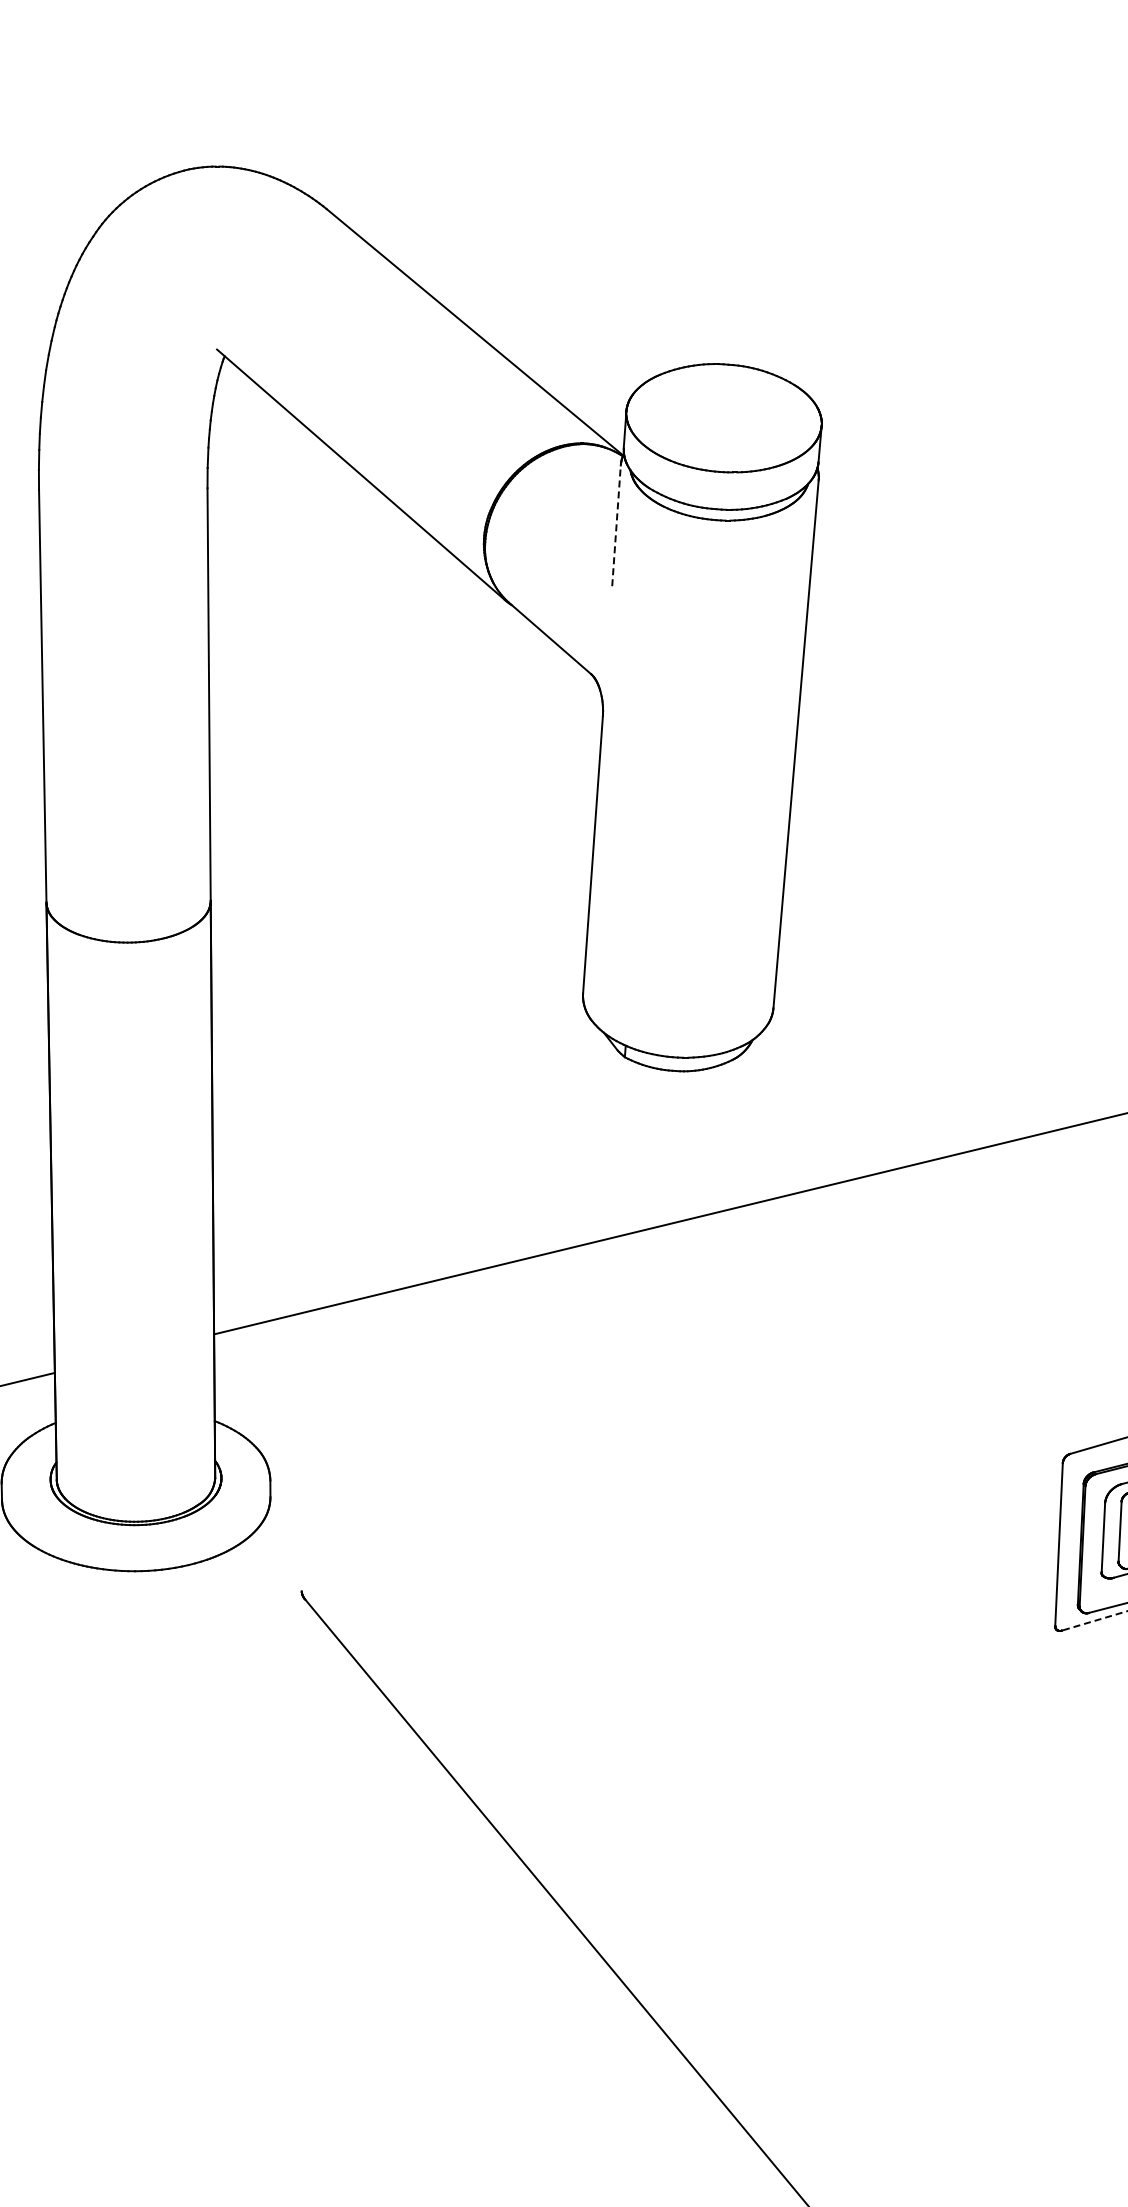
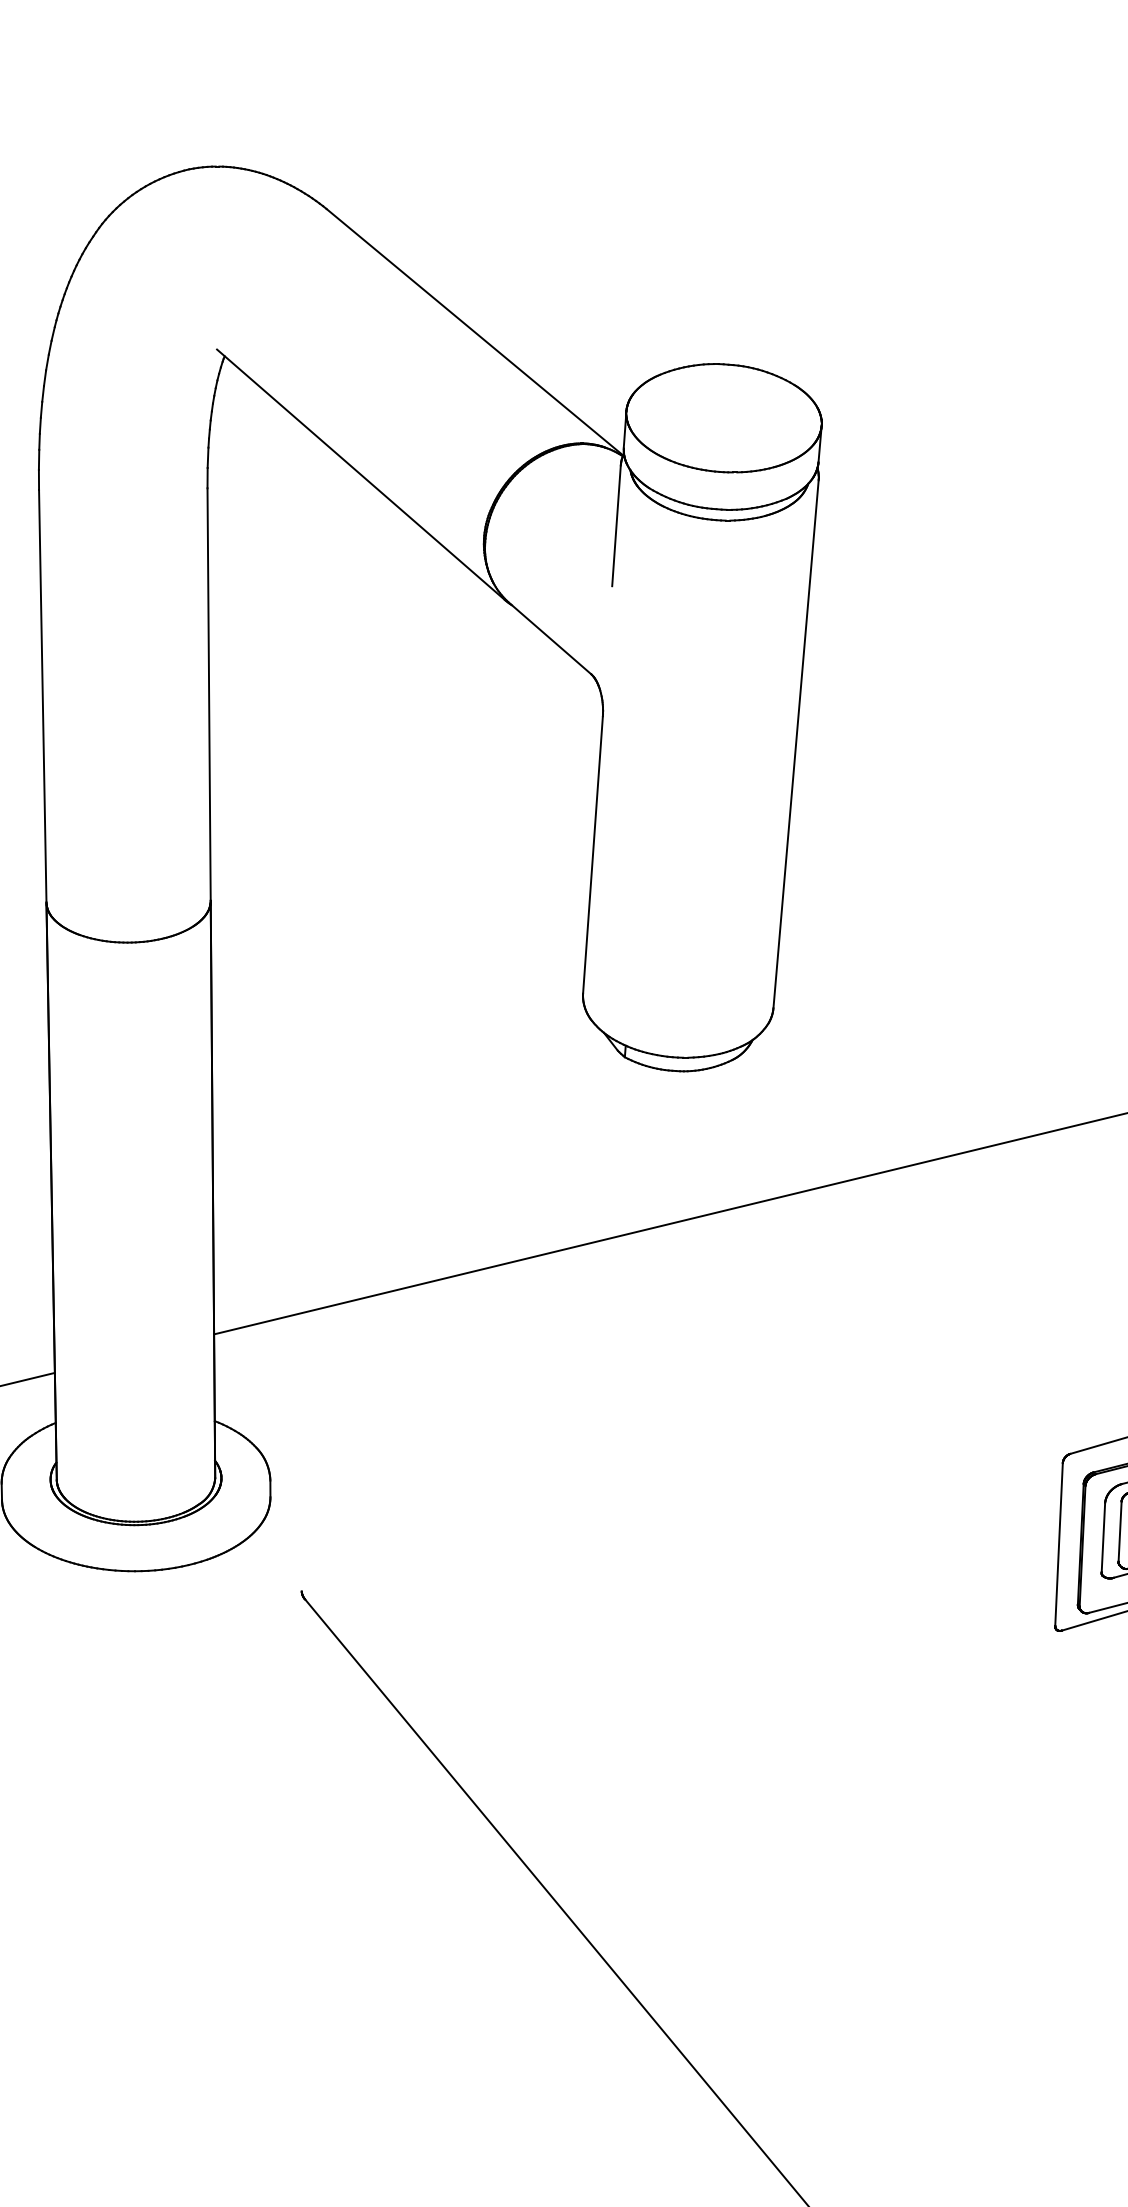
line: dashed -> solid (616, 525)
line: dashed -> solid (1094, 1621)
